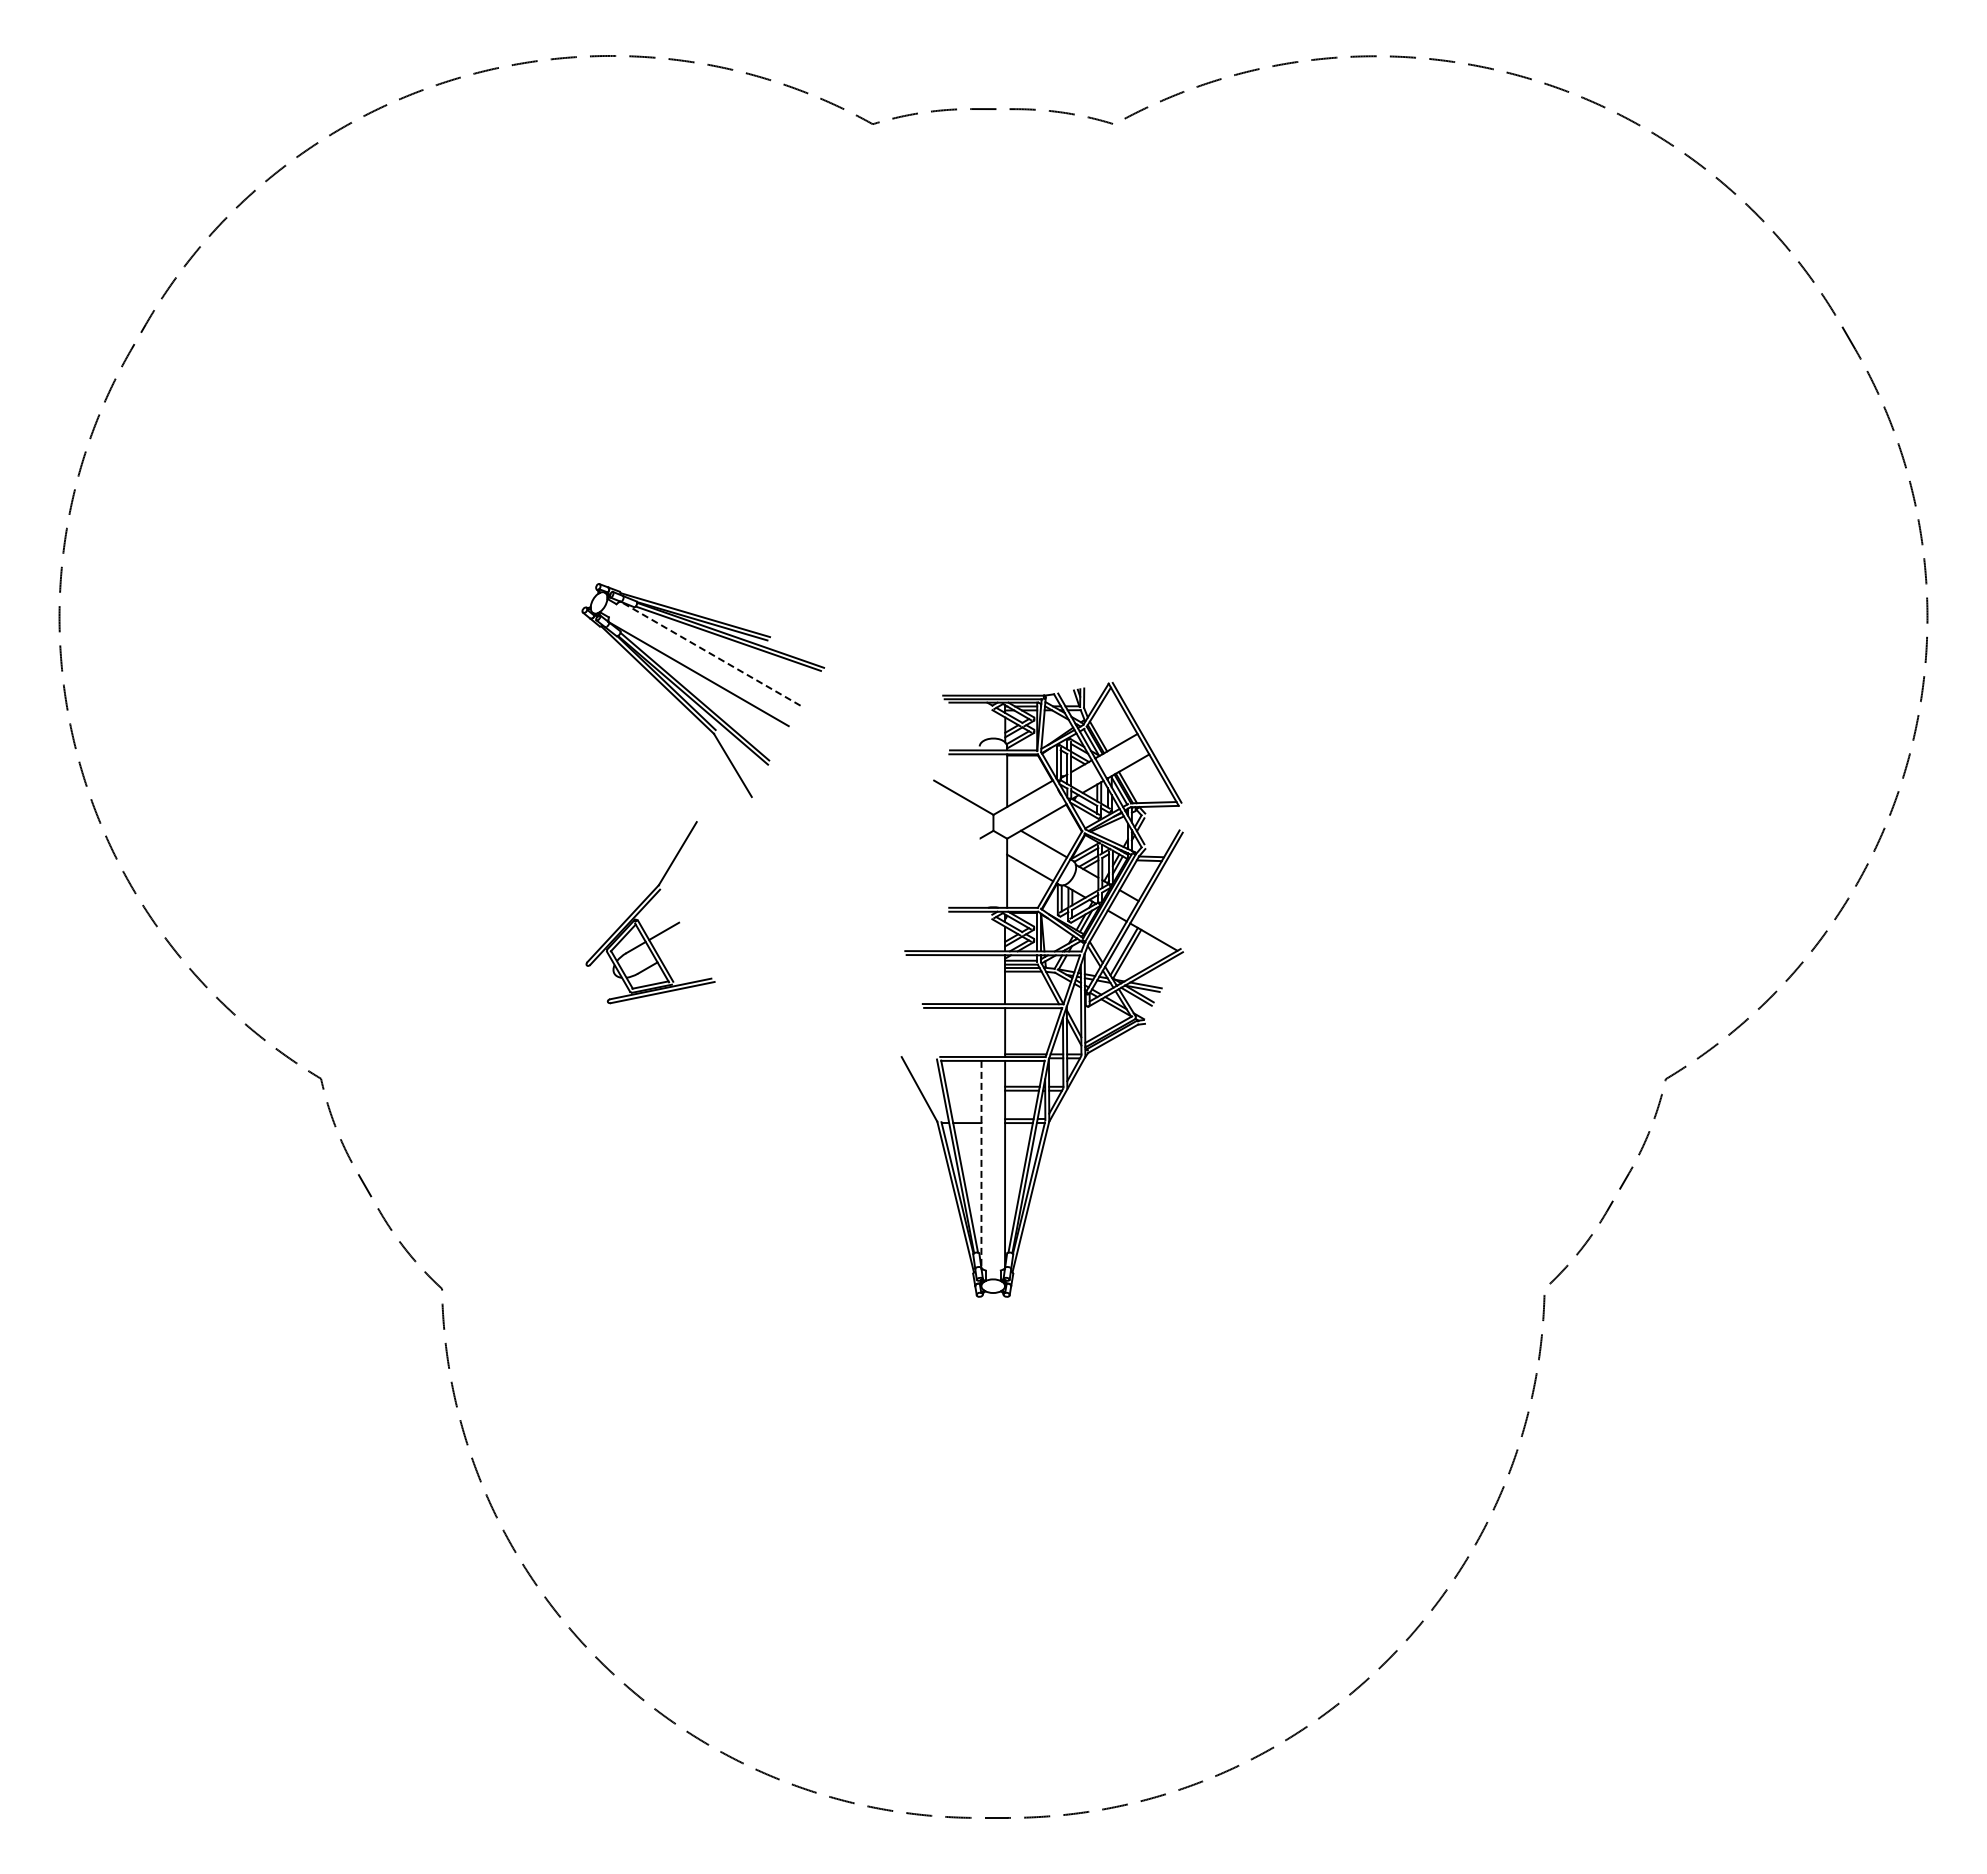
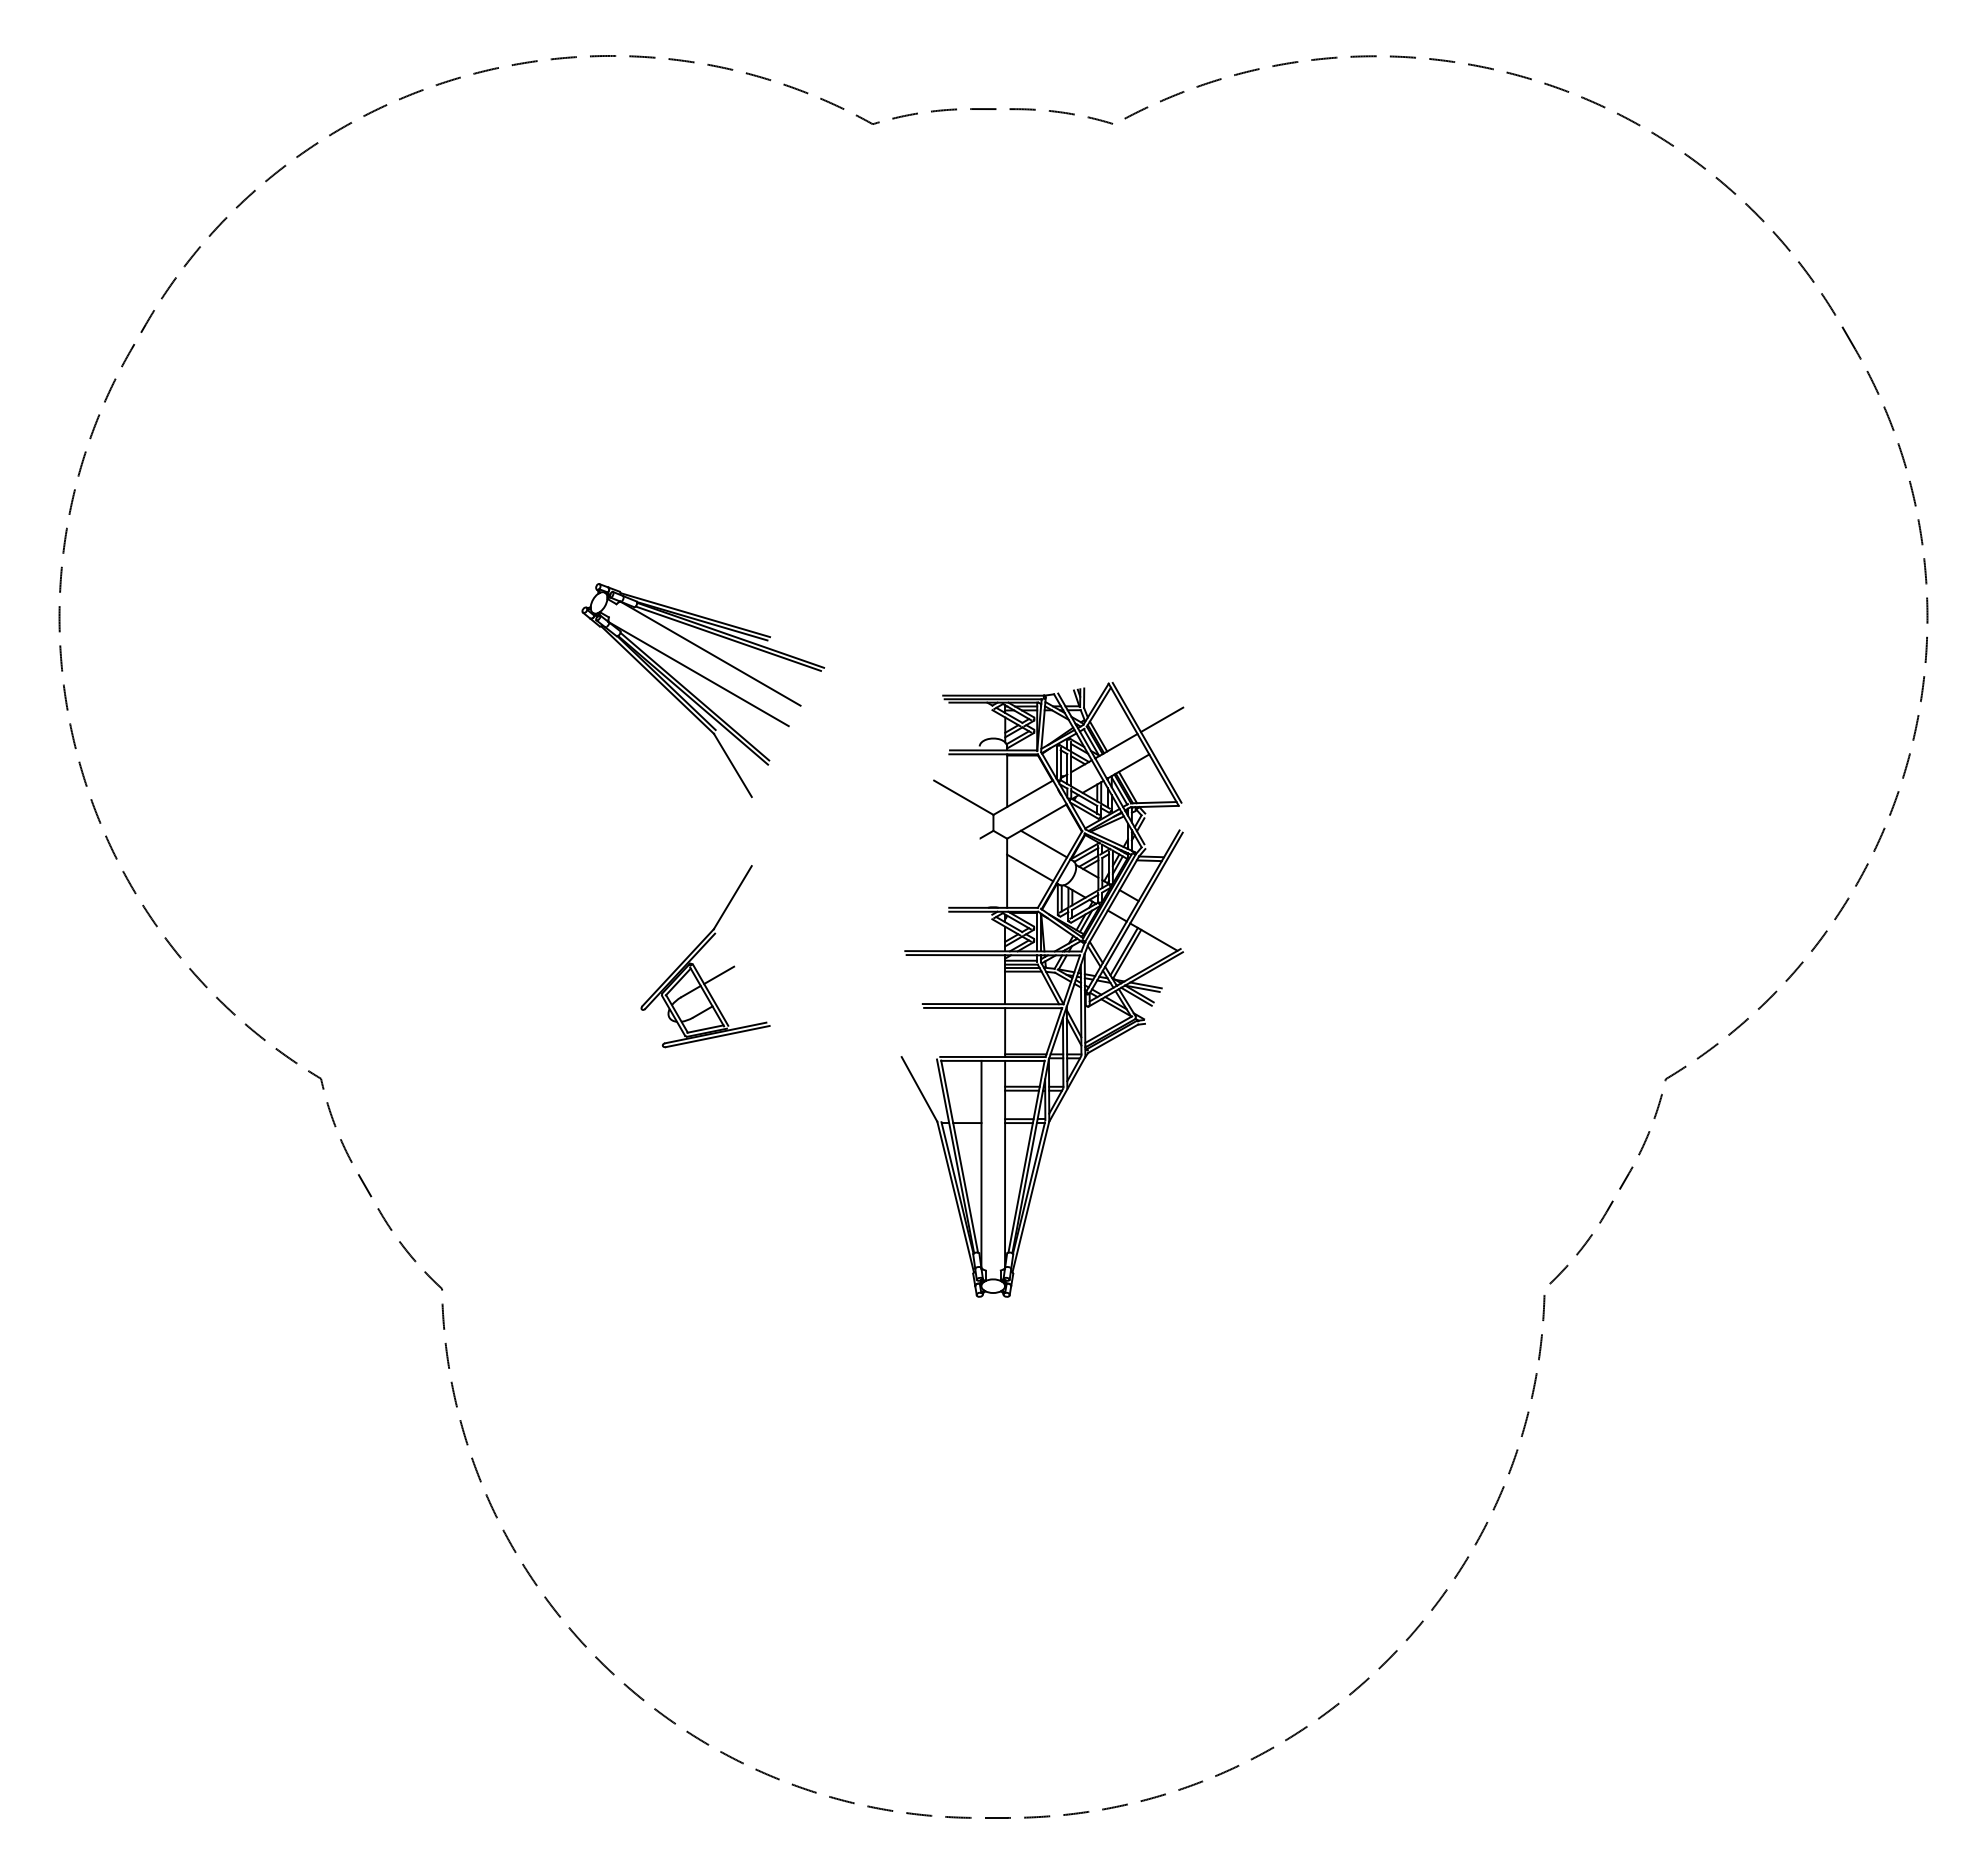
line: dashed -> solid (710, 653)
line: none -> present (1161, 719)
part position: (645, 906) -> (700, 950) (700, 950)
line: dashed -> solid (981, 1164)
